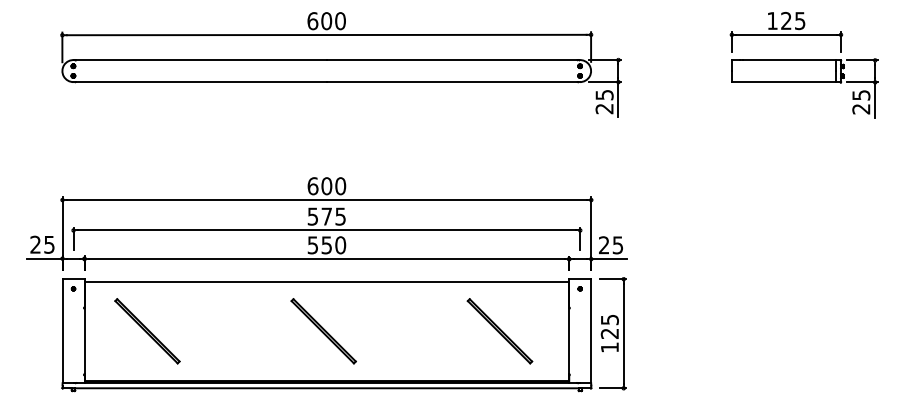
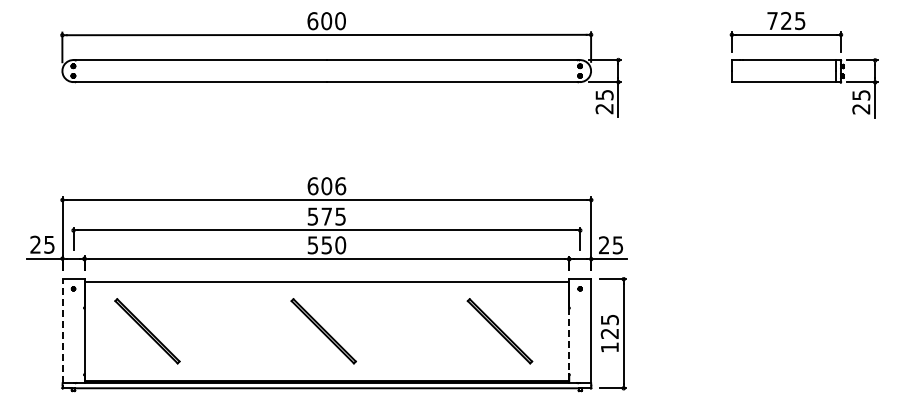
text: 125 -> 725 (772, 20)
text: 600 -> 606 (340, 185)
line: solid -> dashed (62, 331)
line: solid -> dashed (569, 340)
